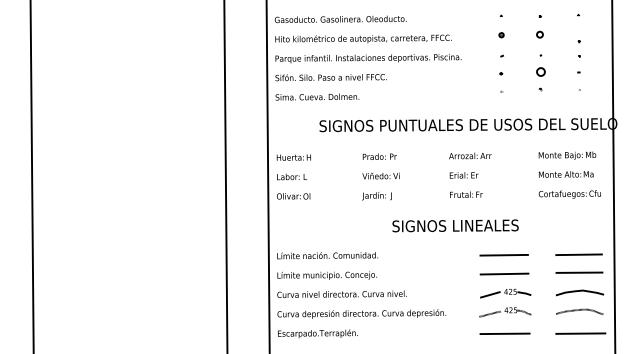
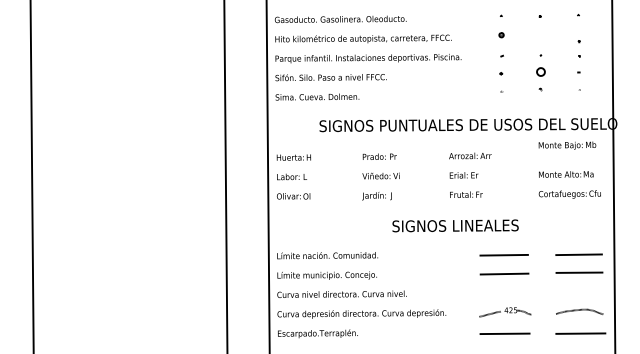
part: present -> none (539, 34)
text position: (567, 155) -> (567, 145) (567, 145)
curve: present -> none (579, 291)
part: present -> none (505, 293)
